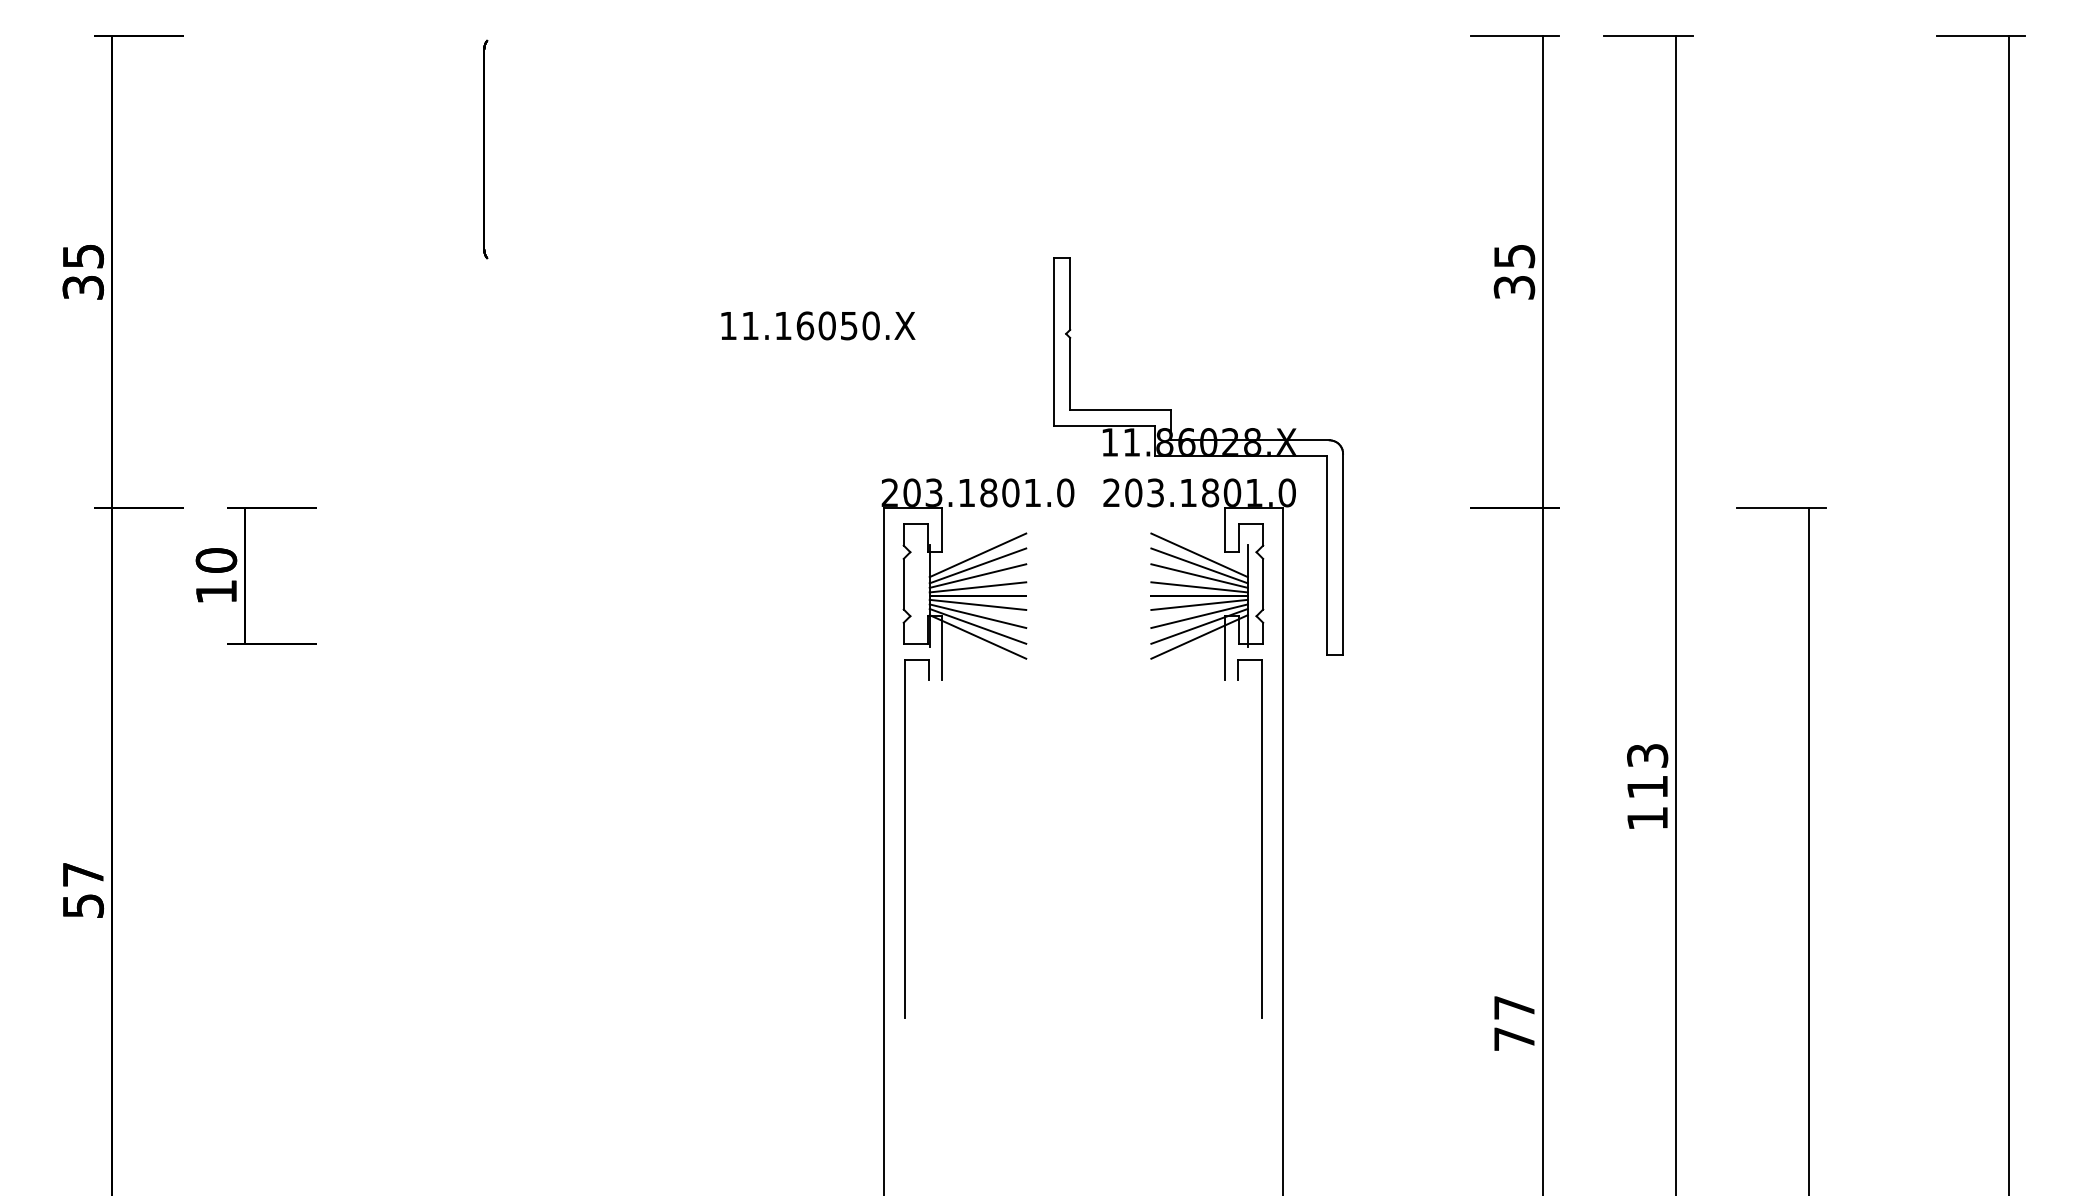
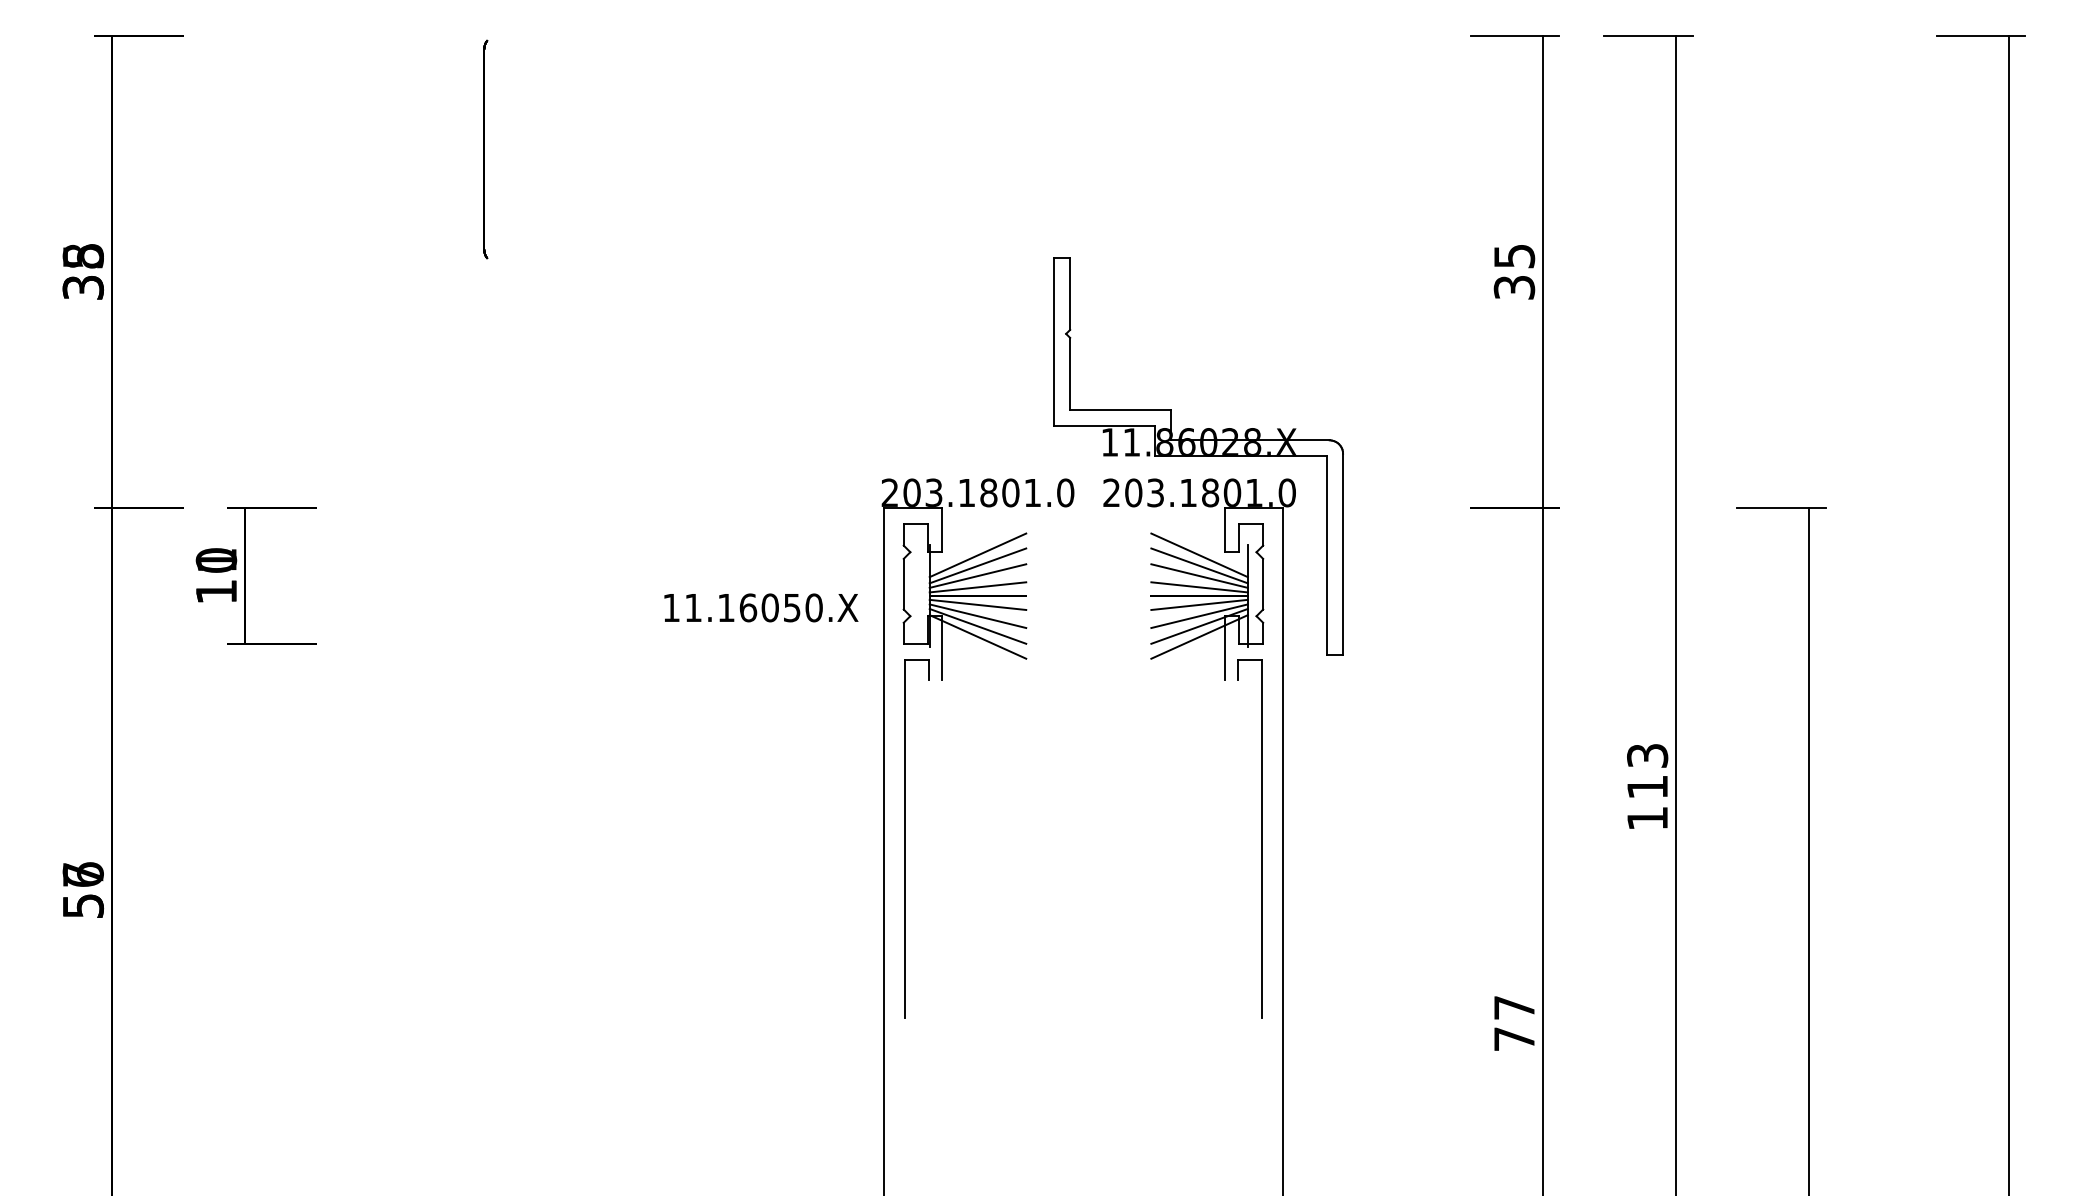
text: 35 -> 38 (82, 256)
text position: (818, 325) -> (761, 607) (761, 607)
text: 10 -> 11 (216, 560)
text: 57 -> 56 (82, 874)
